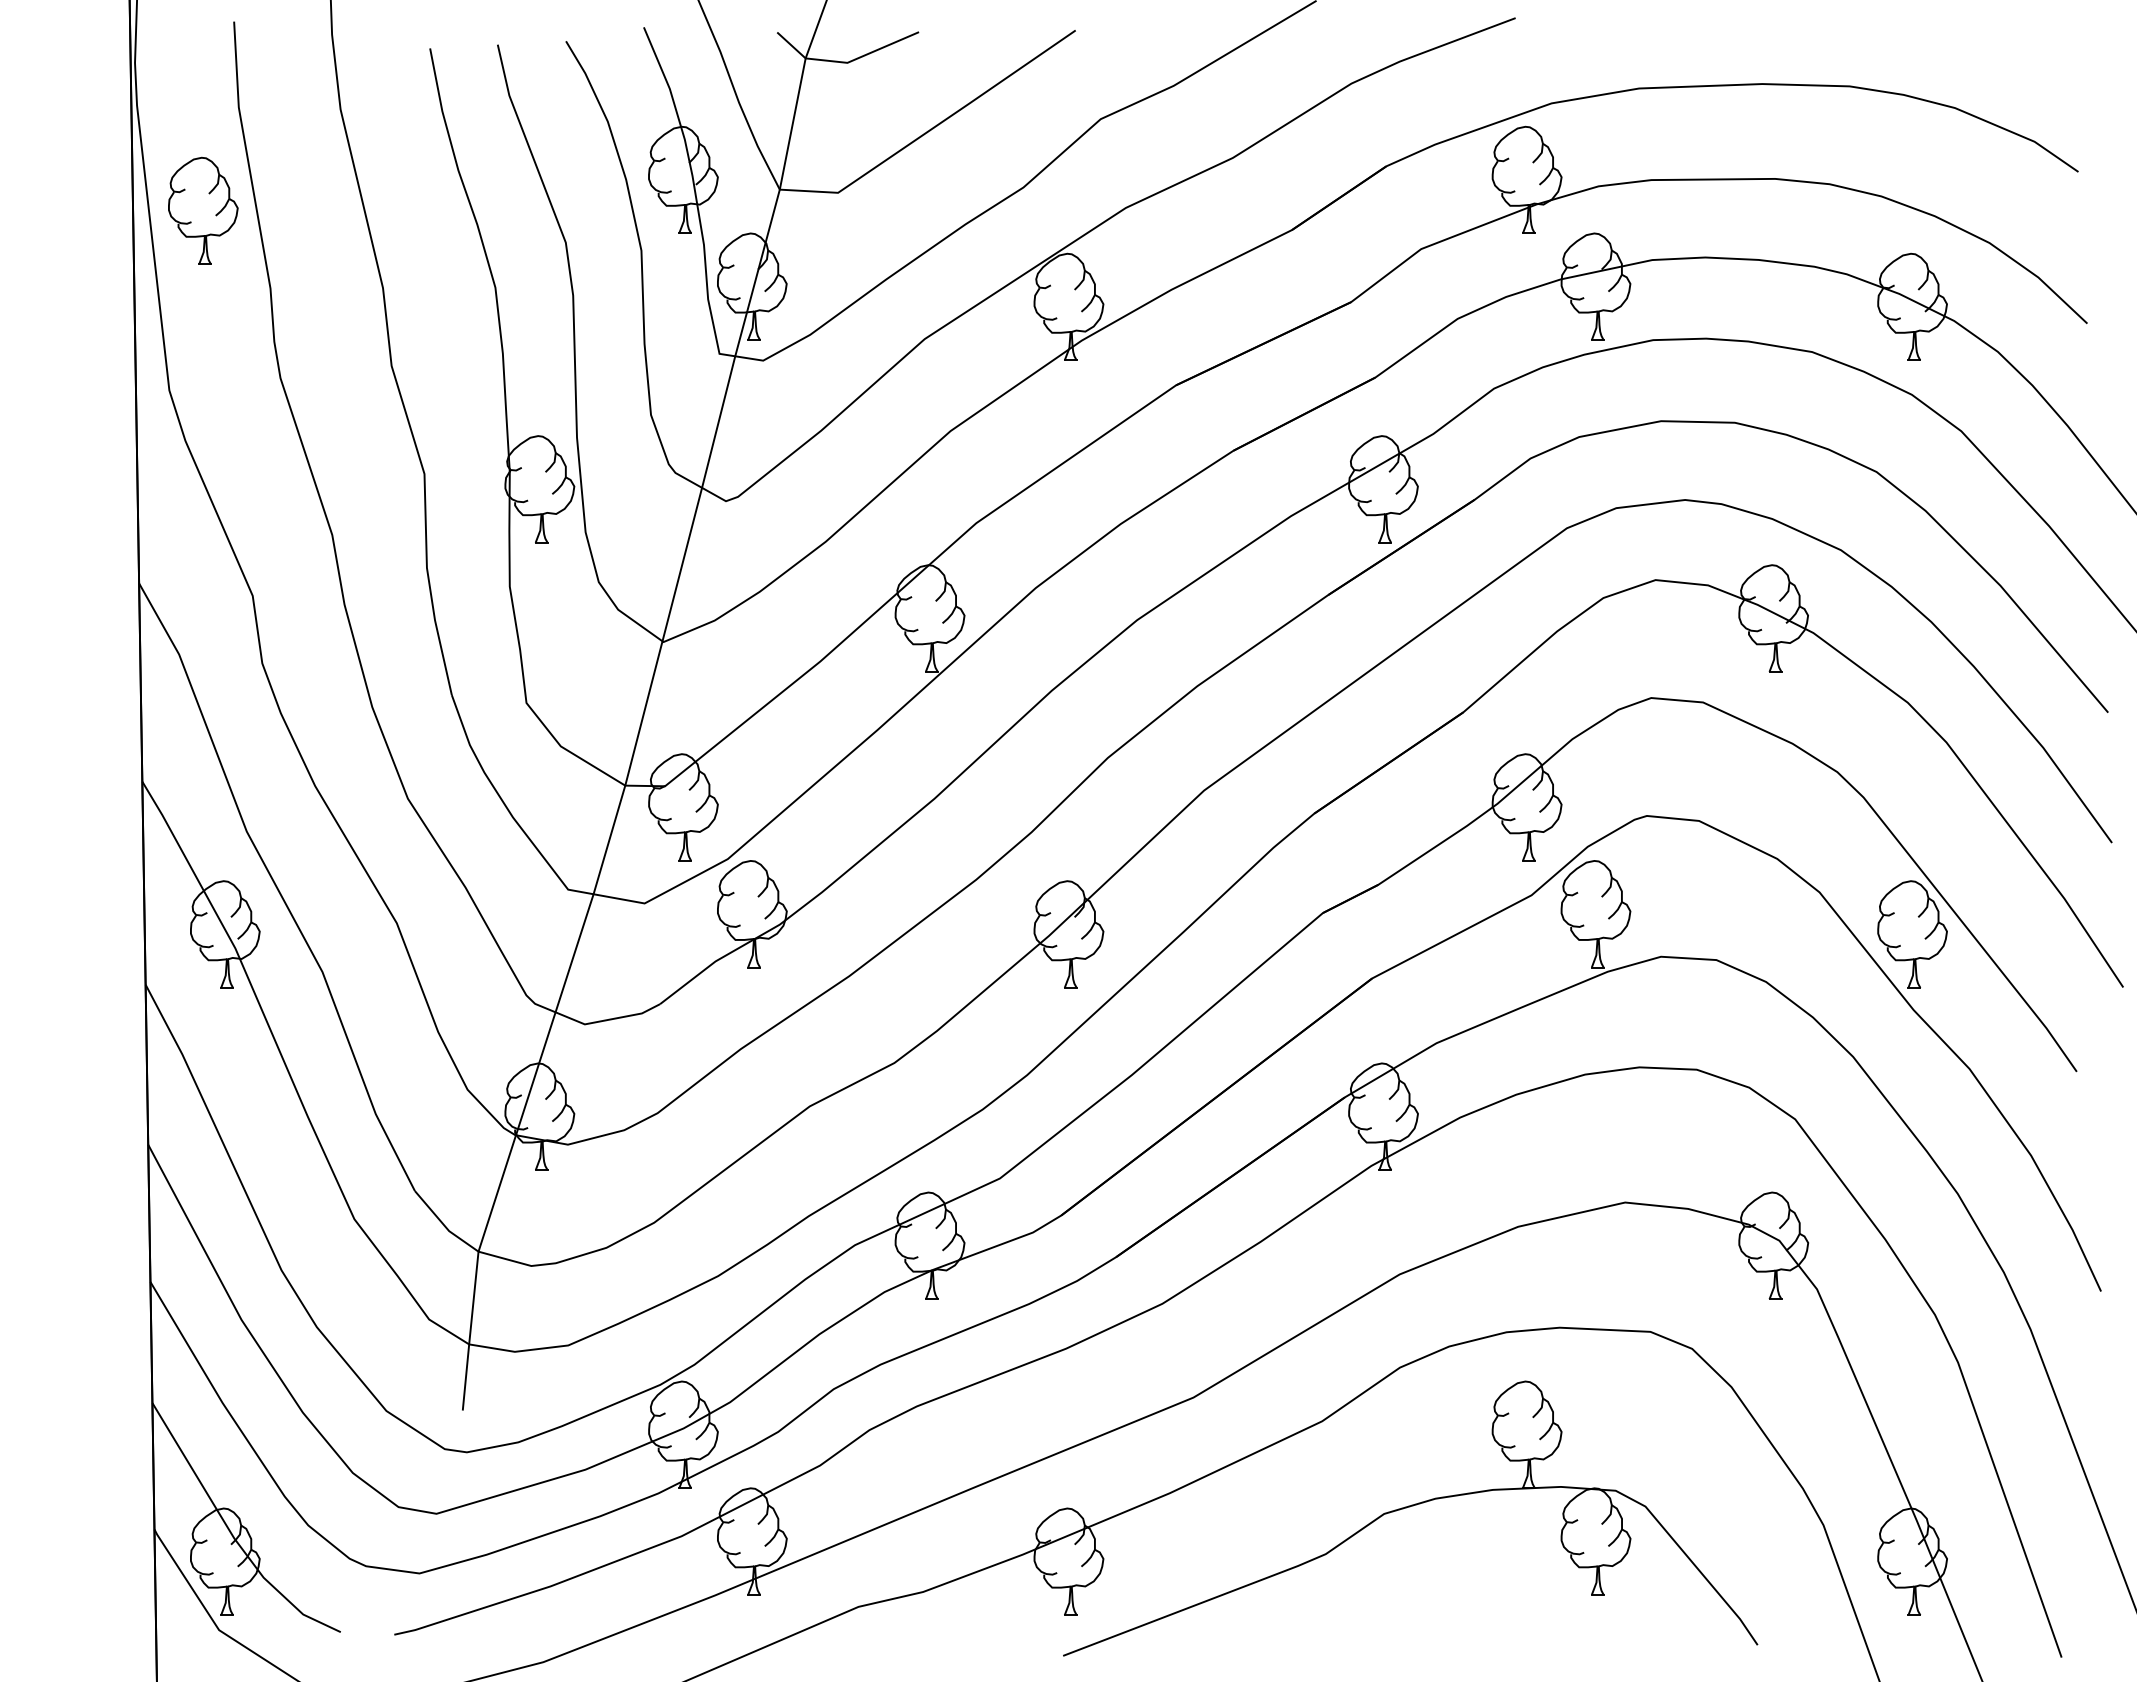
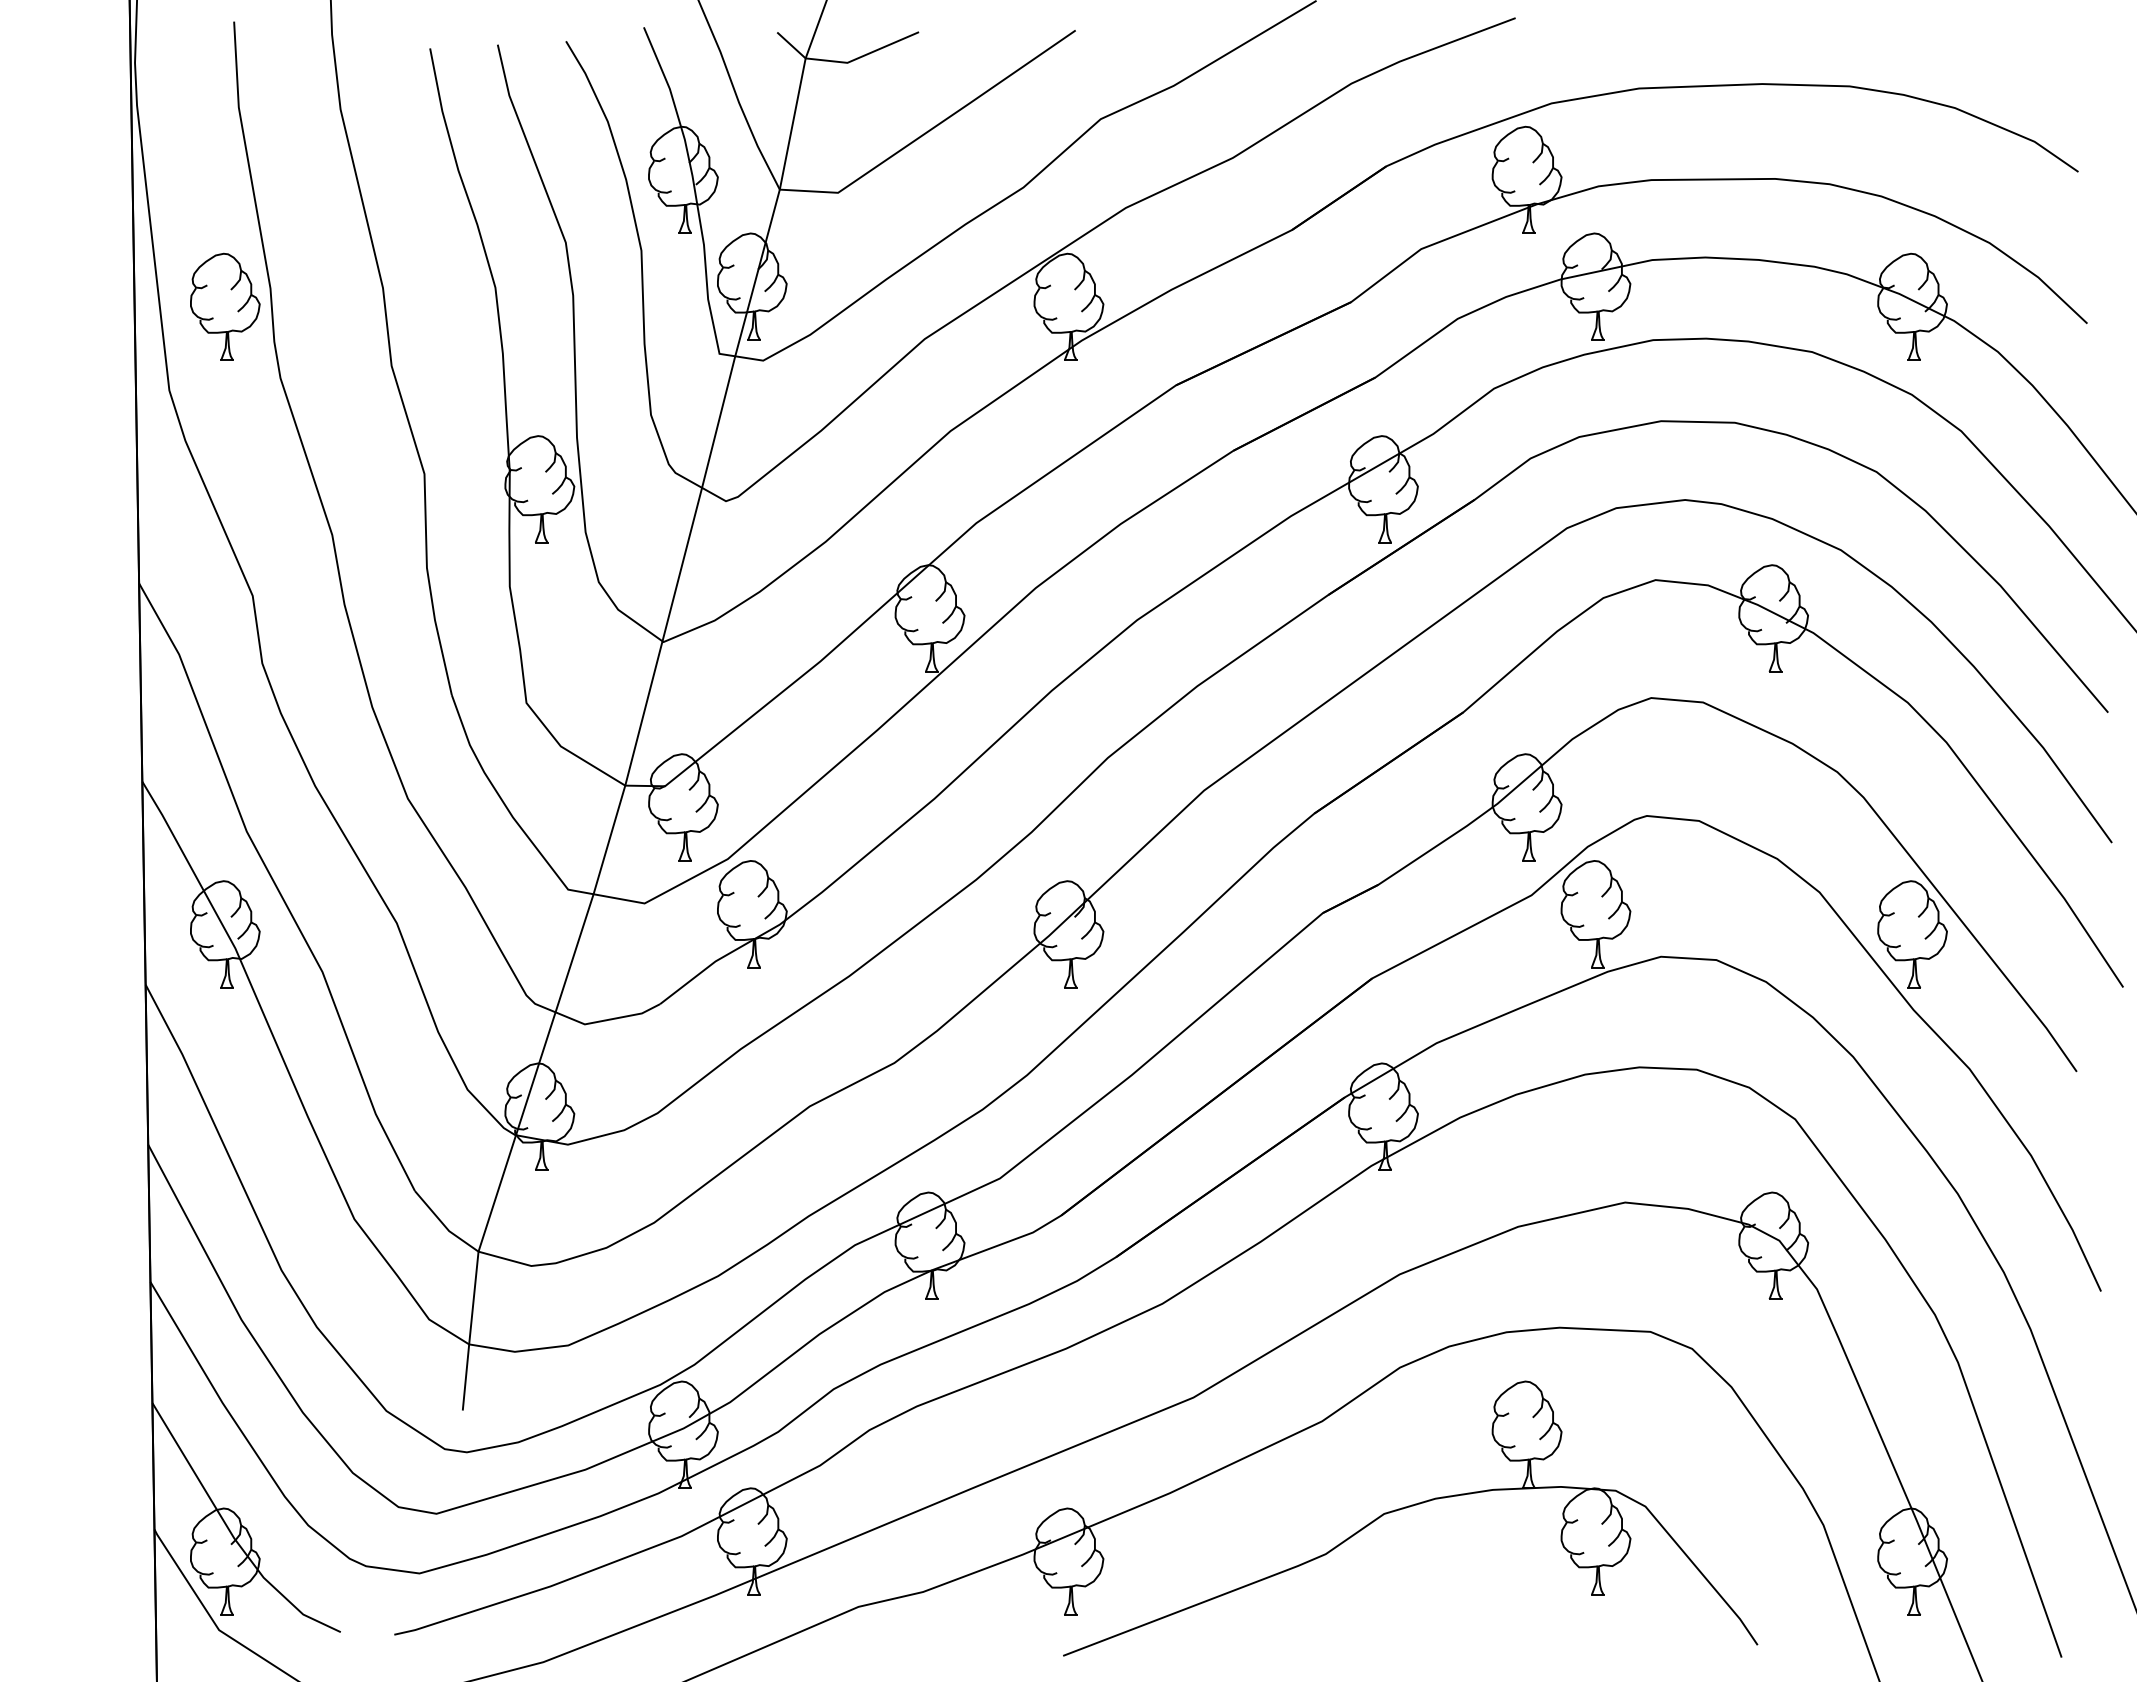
part position: (203, 210) -> (225, 306) (225, 306)
